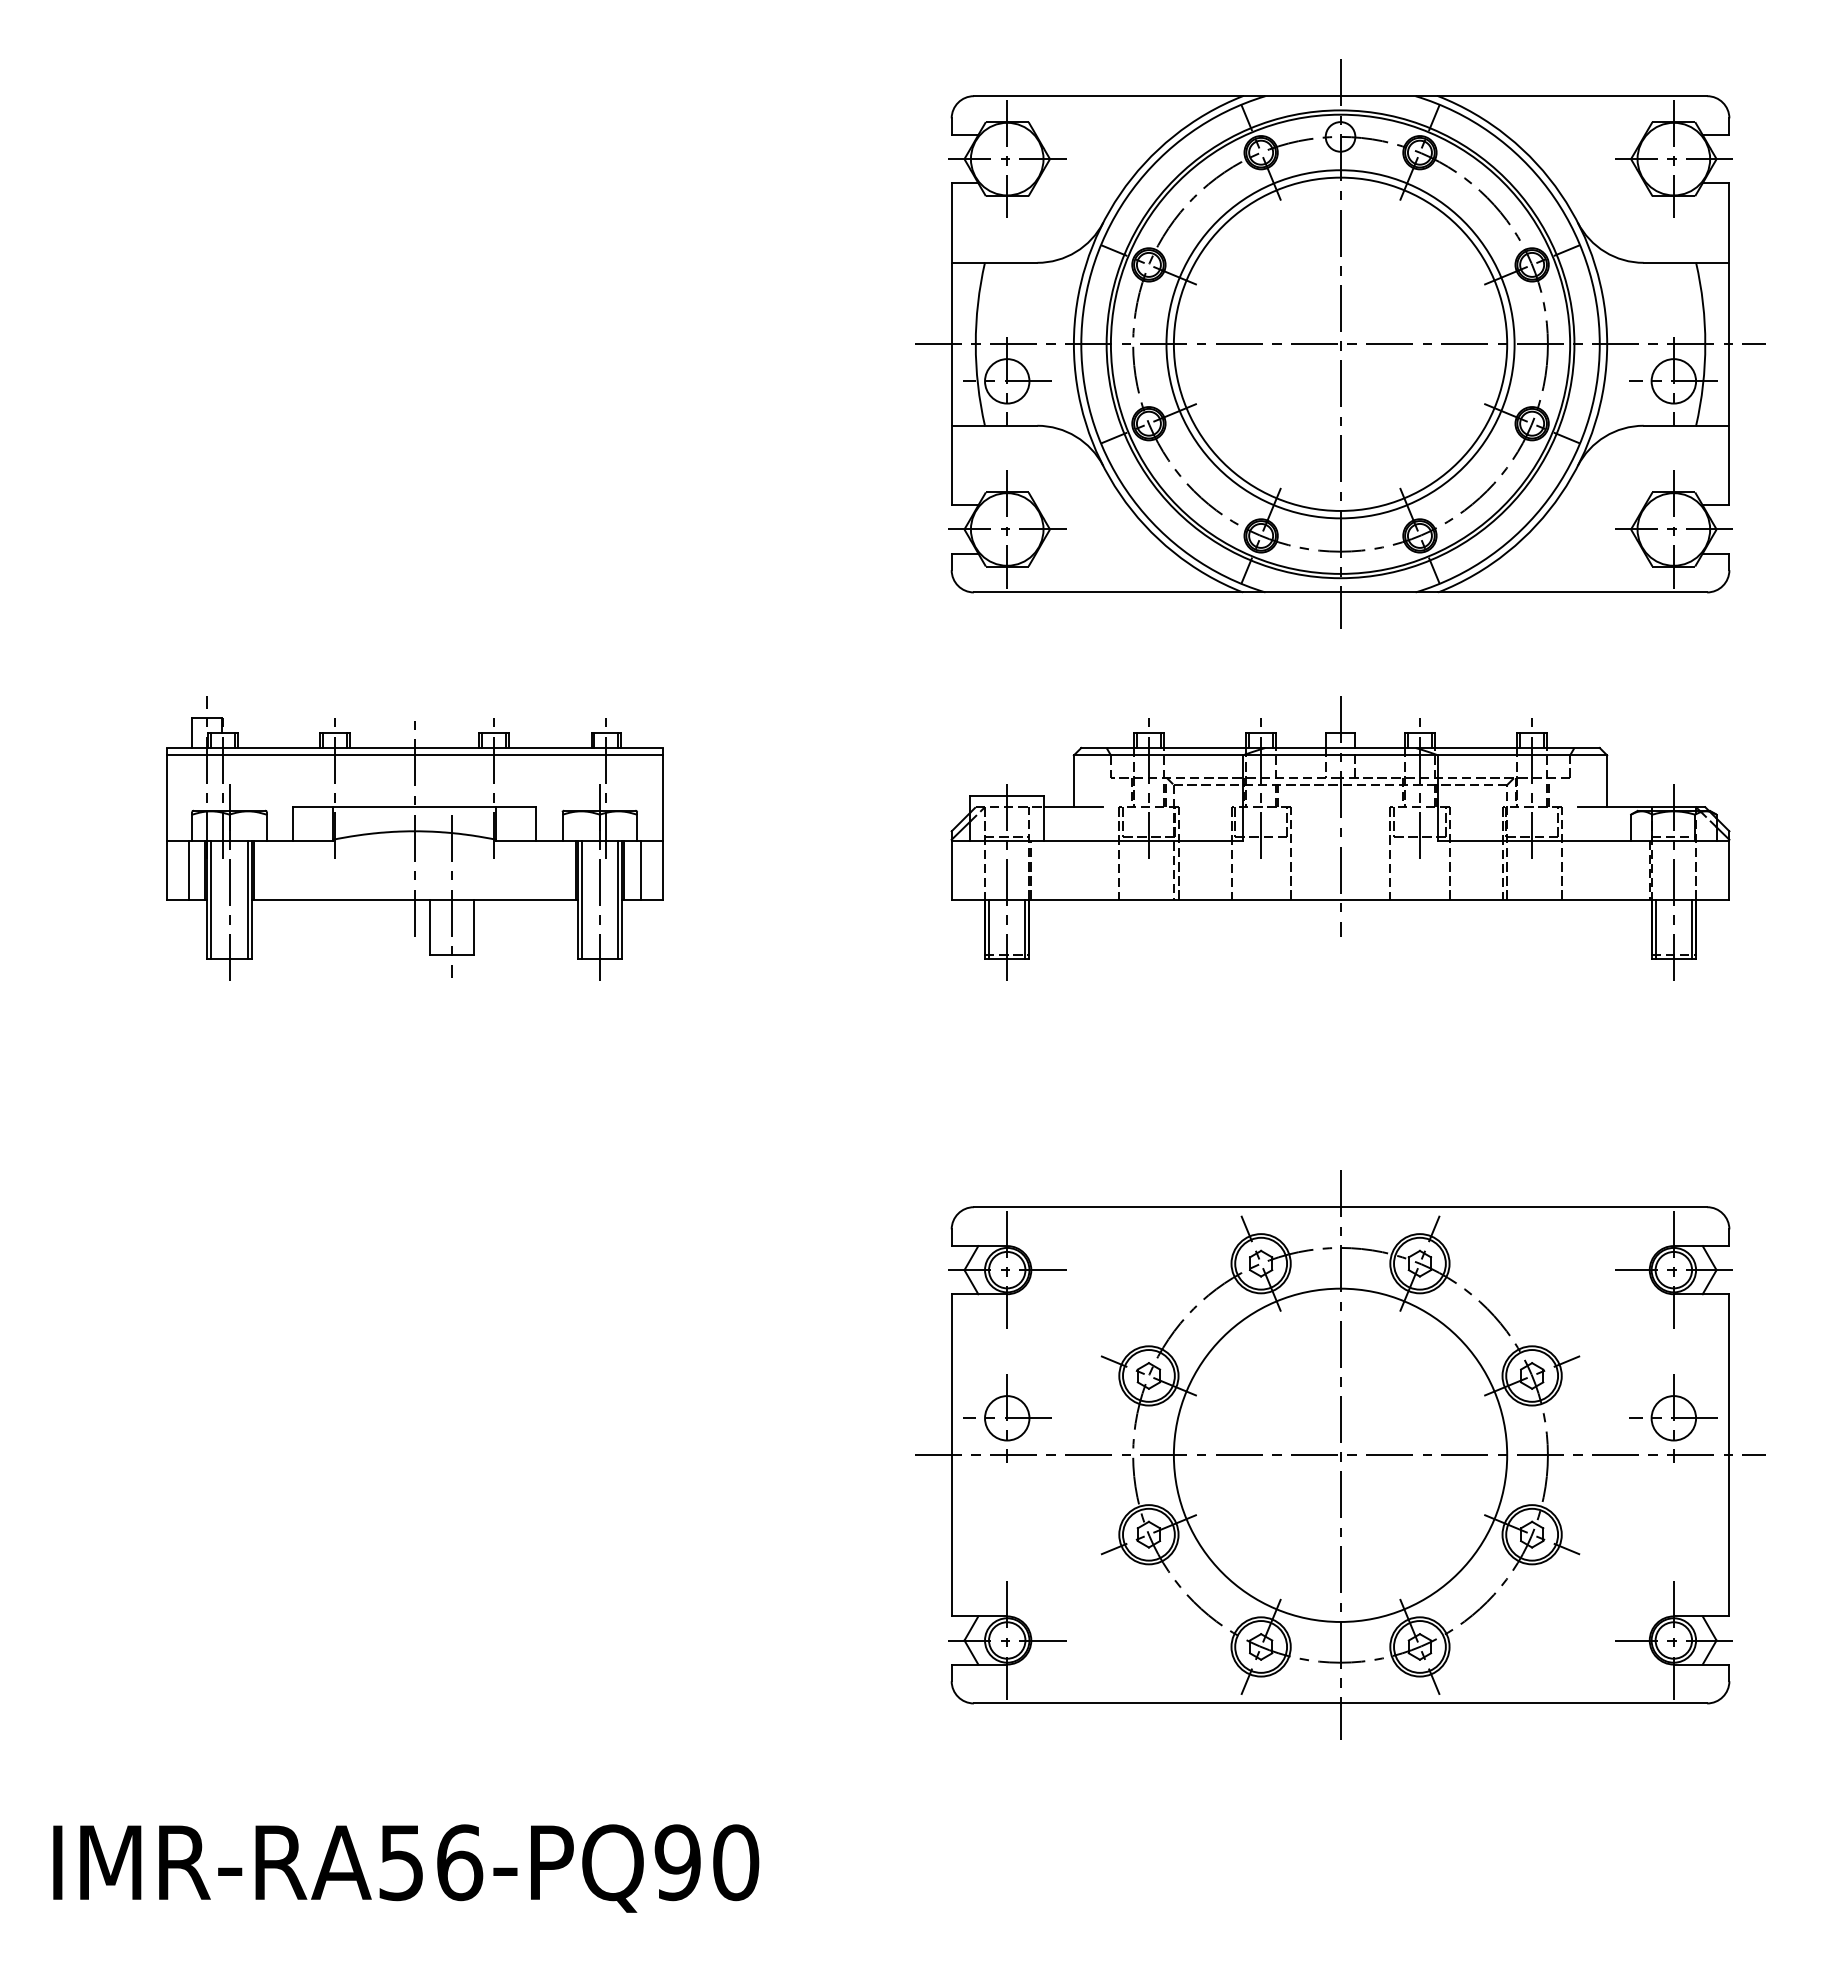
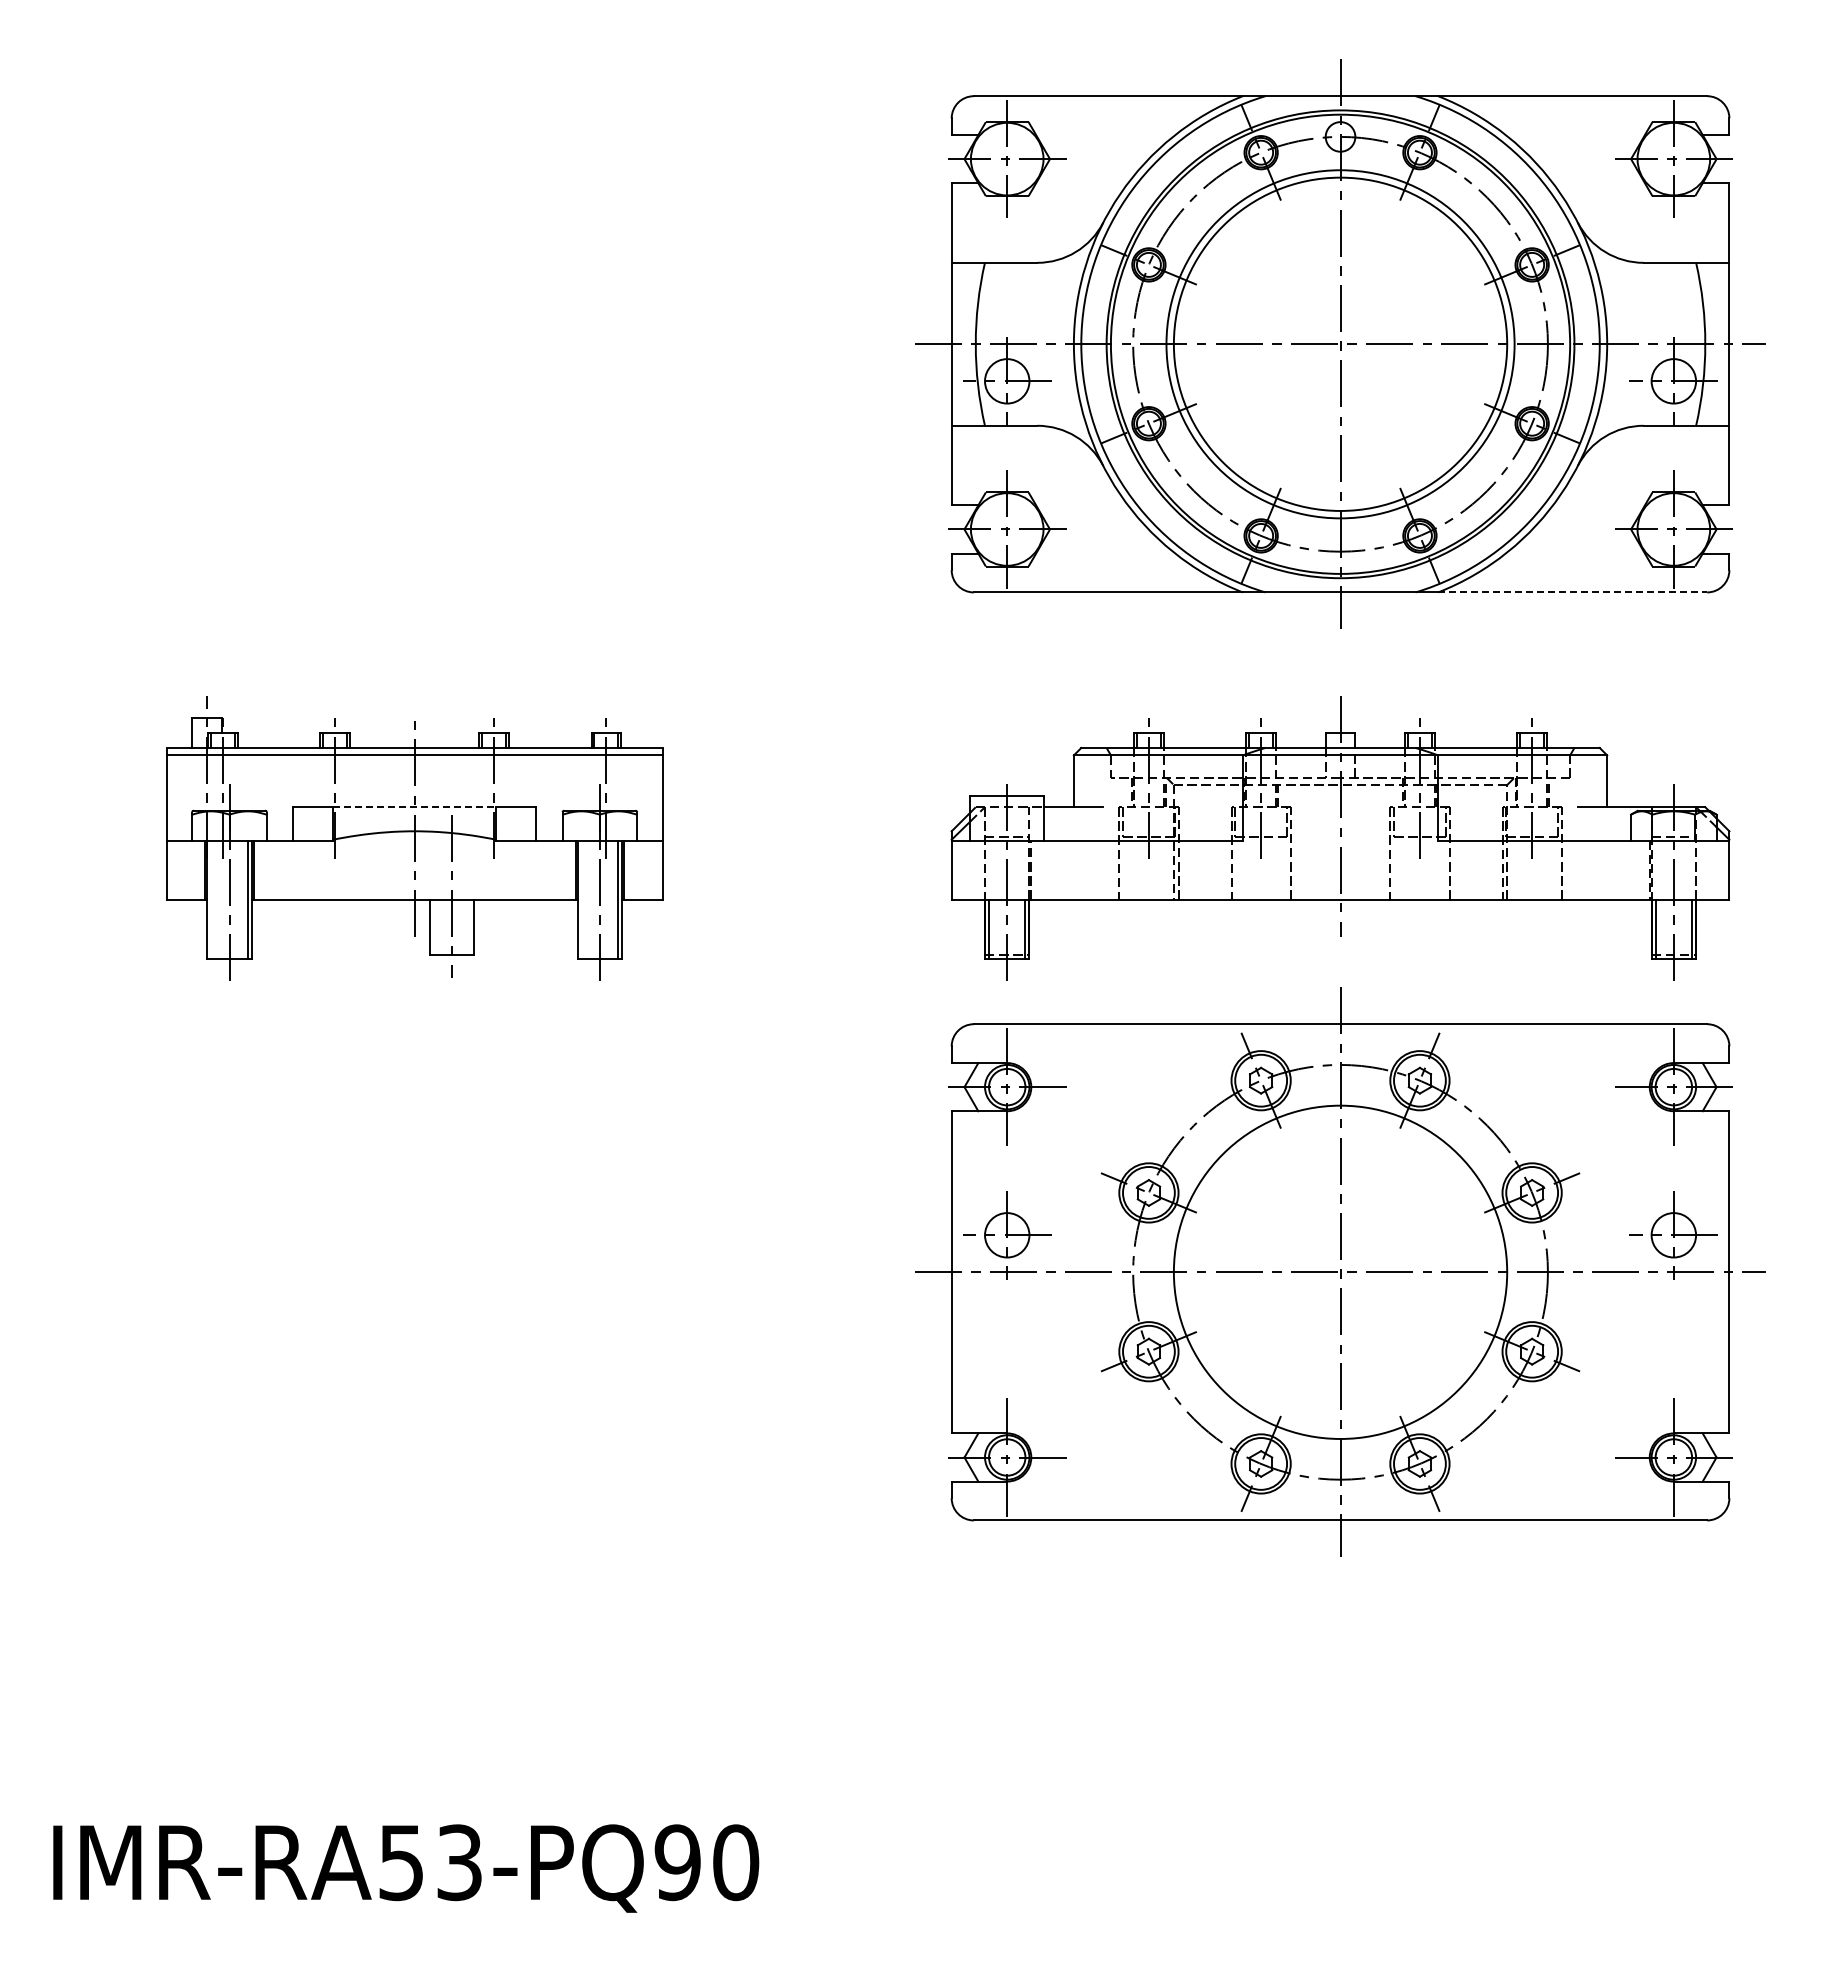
line: solid -> dashed (1572, 592)
line: solid -> dashed (415, 807)
line: present -> none (188, 869)
line: present -> none (640, 869)
line: present -> none (211, 899)
line: present -> none (581, 899)
part position: (1340, 1454) -> (1340, 1271) (1340, 1271)
text: IMR-RA56-PQ90 -> IMR-RA53-PQ90 (460, 1862)
